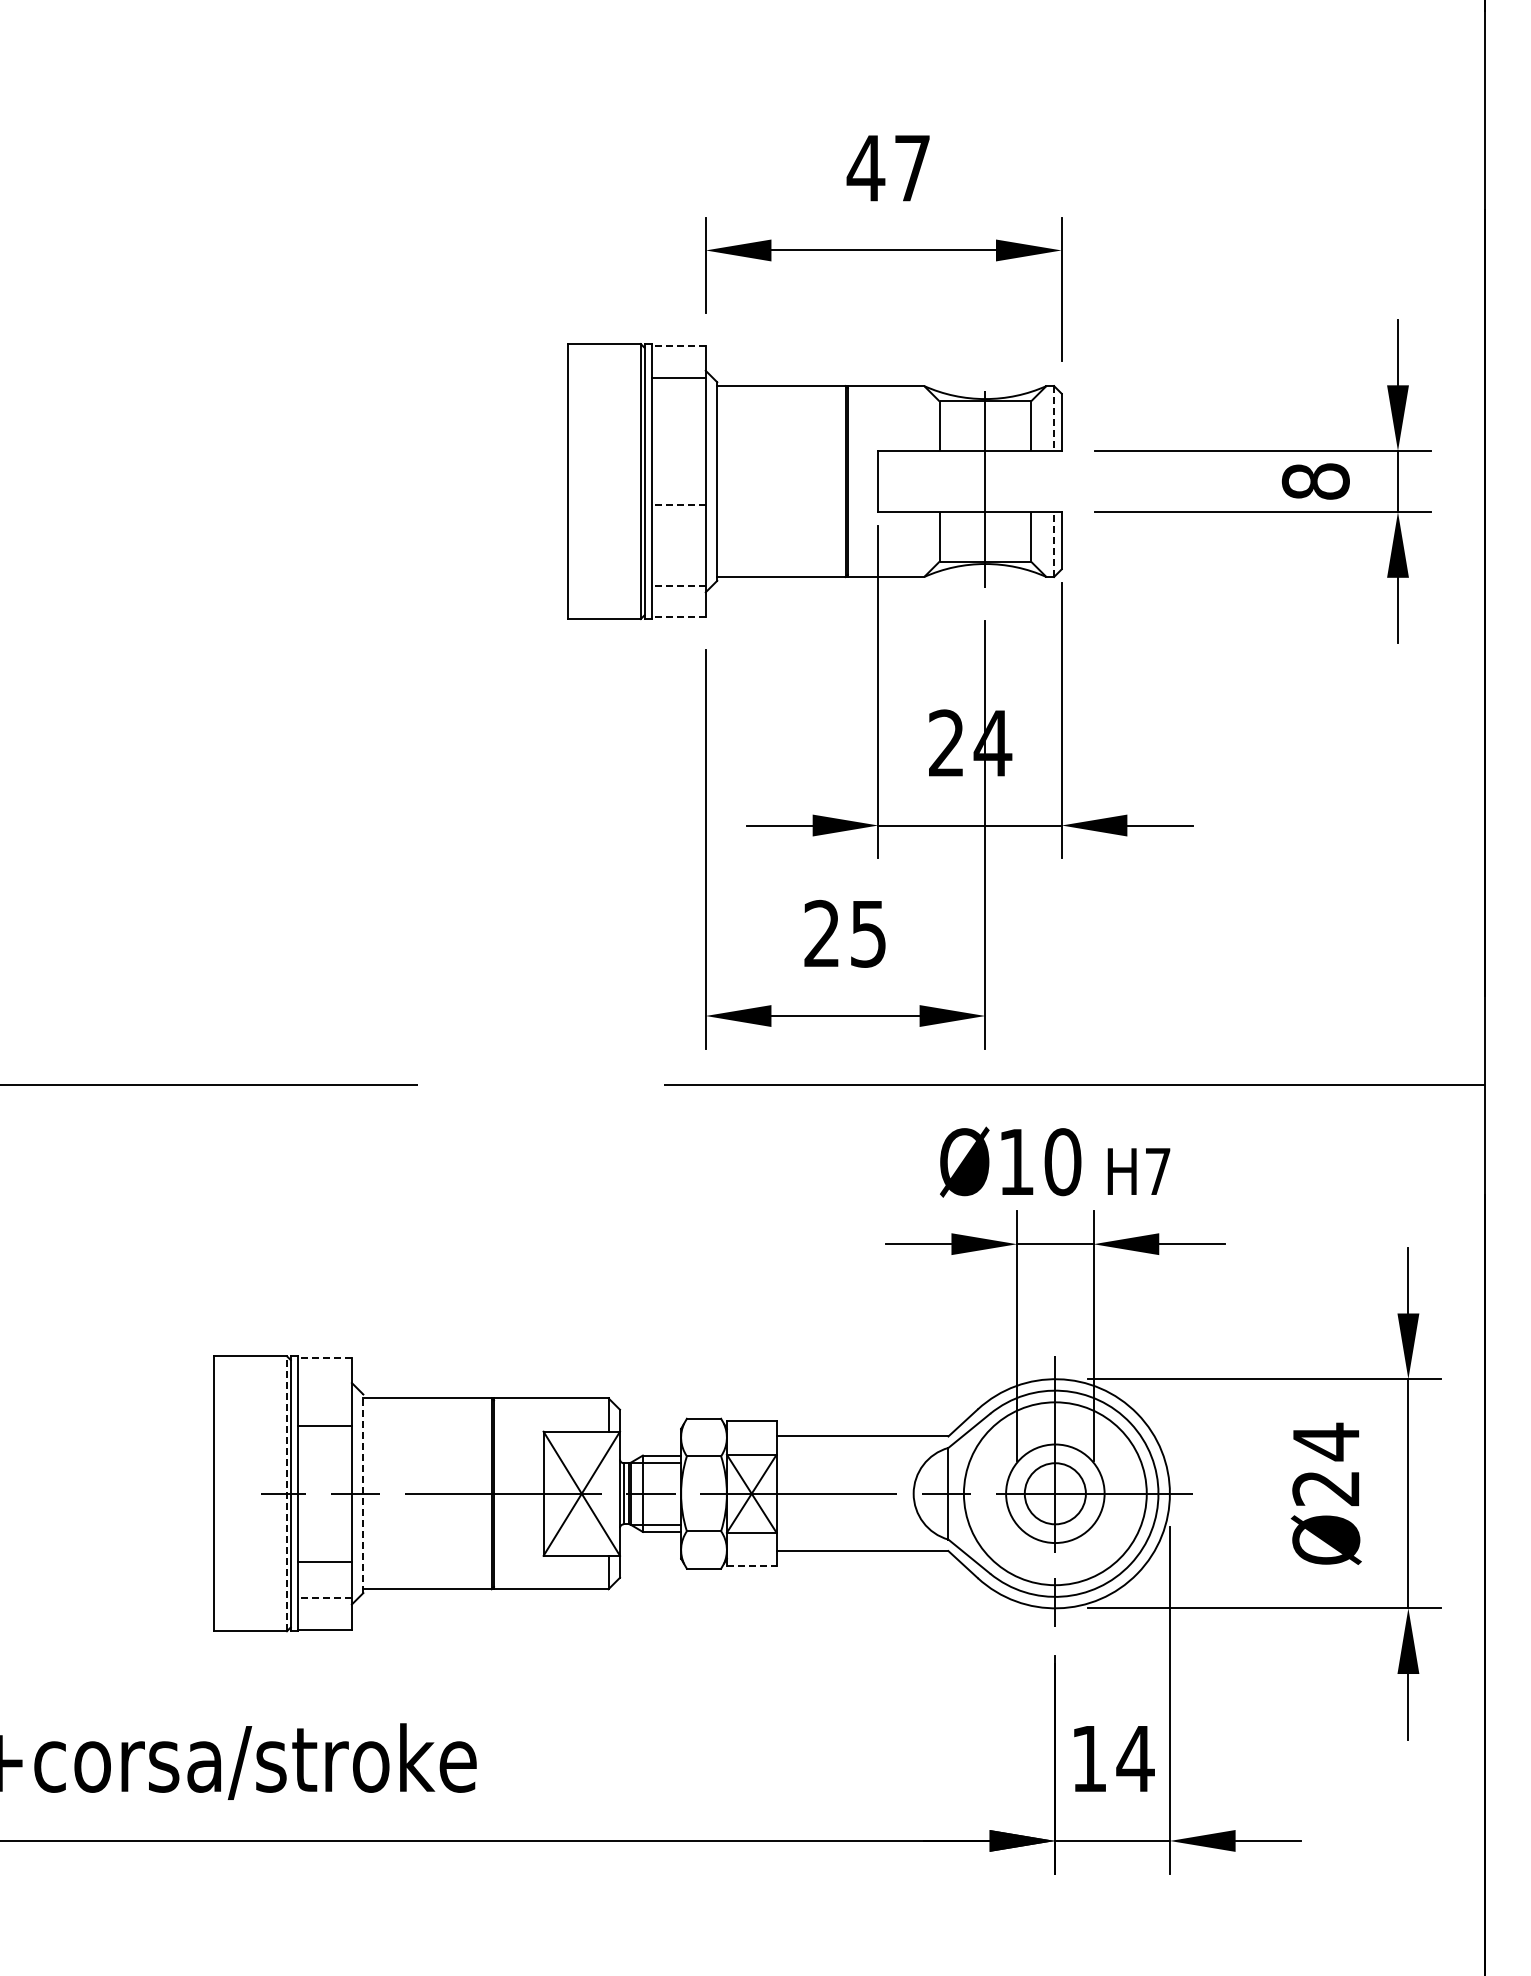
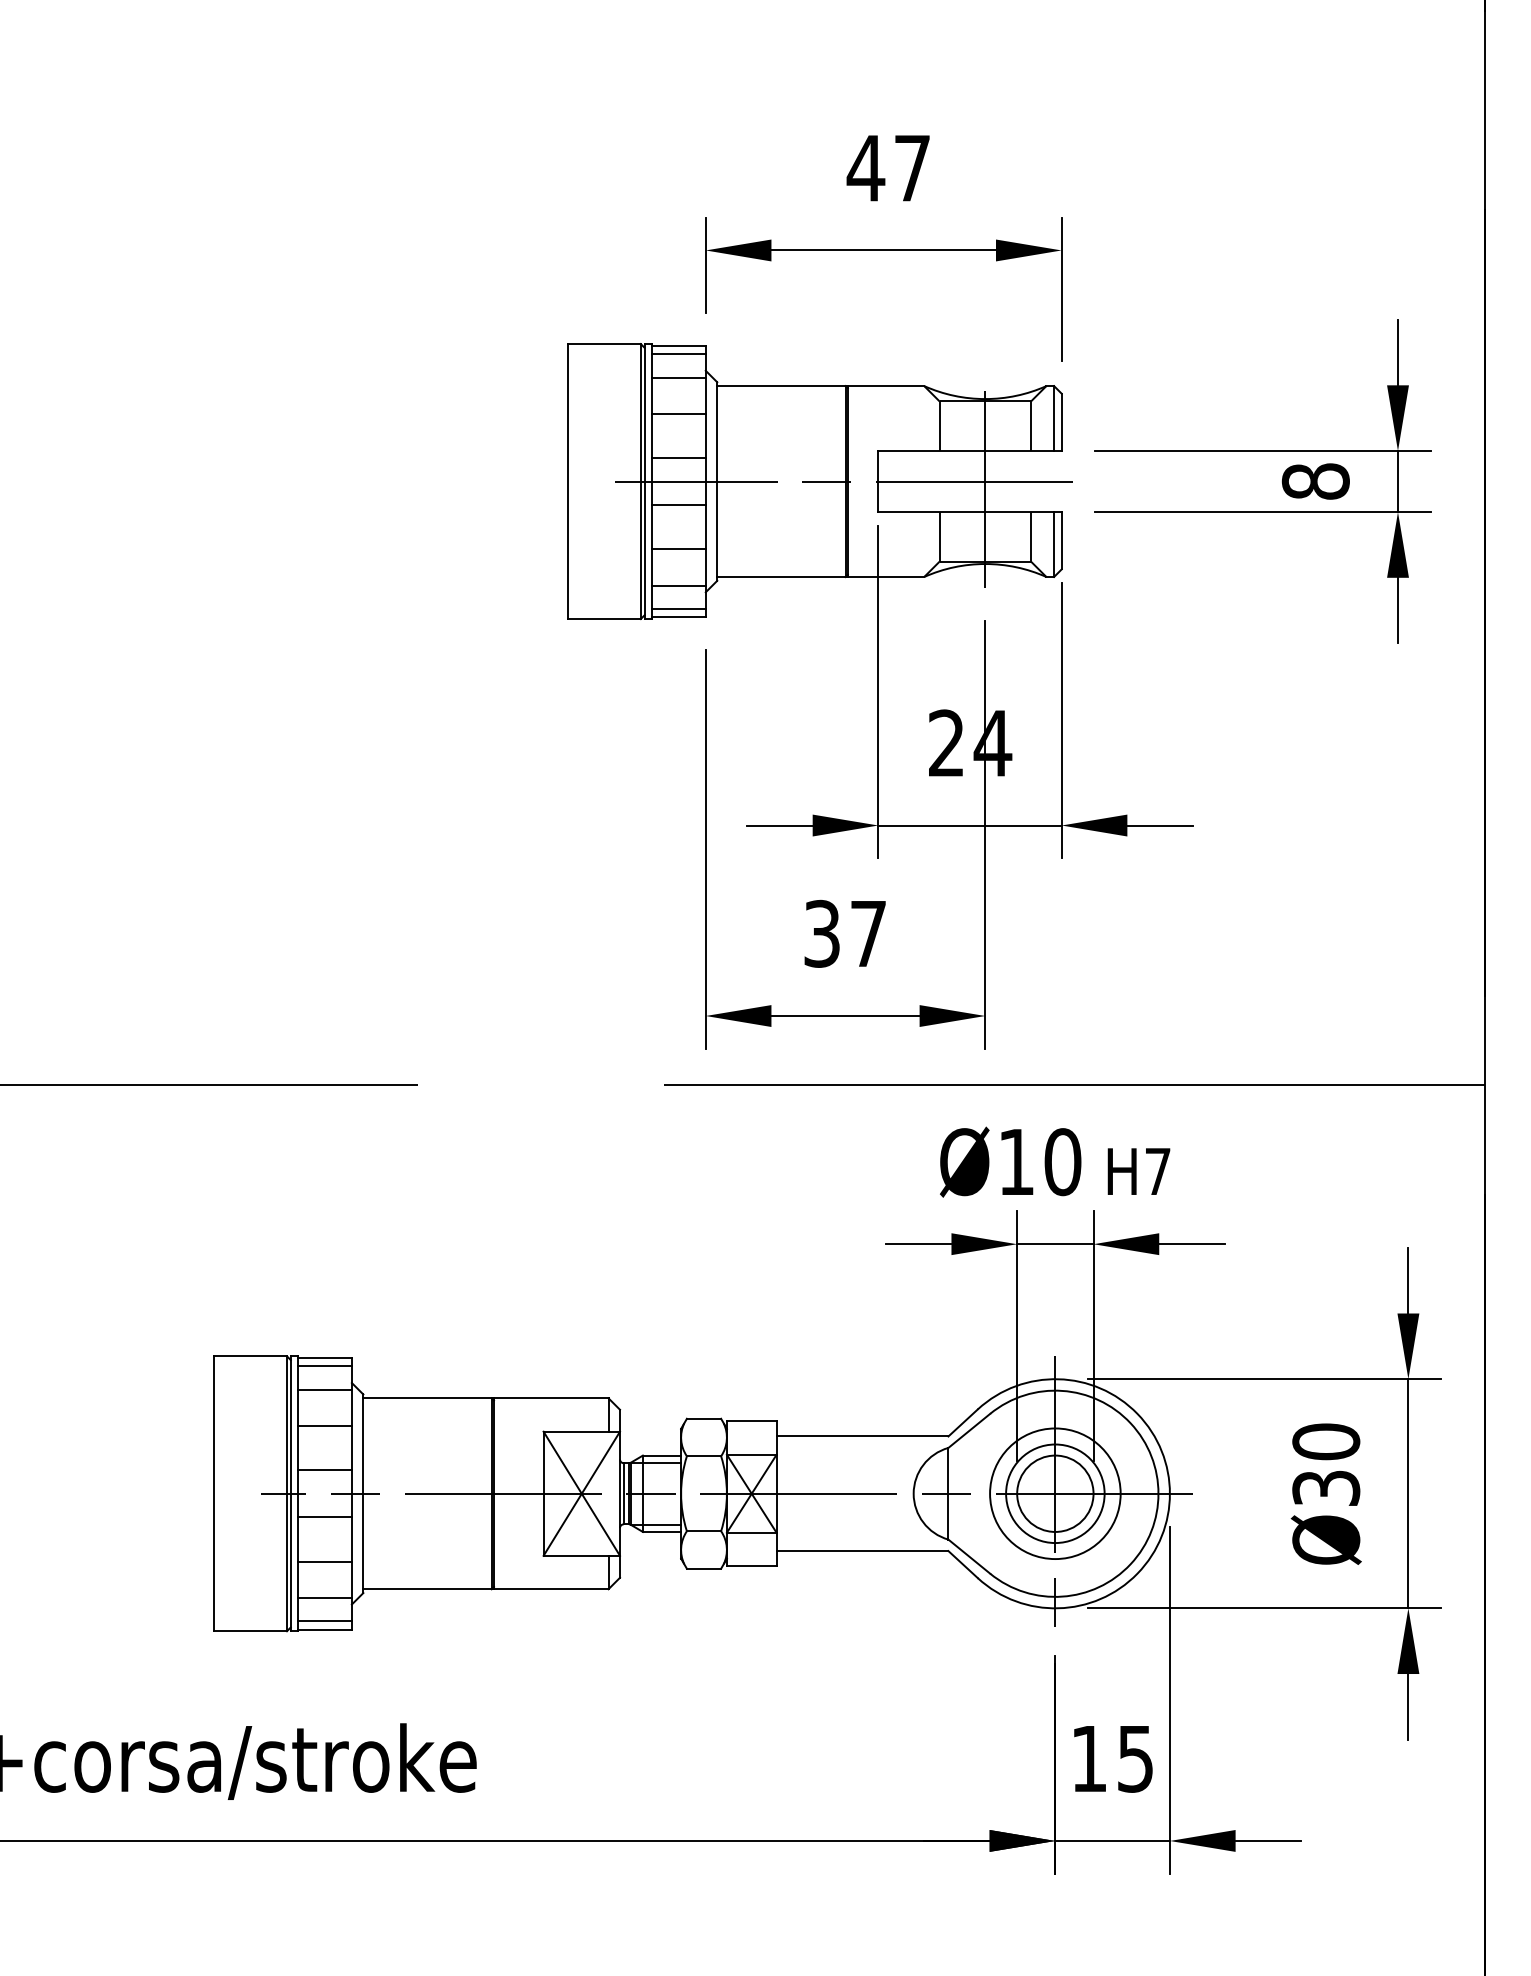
line: dashed -> solid (679, 345)
line: none -> present (678, 354)
line: none -> present (678, 413)
line: dashed -> solid (1054, 419)
line: none -> present (678, 457)
line: none -> present (843, 481)
line: dashed -> solid (679, 505)
line: dashed -> solid (1054, 544)
line: none -> present (678, 549)
line: dashed -> solid (679, 585)
line: none -> present (678, 609)
line: dashed -> solid (679, 617)
text: 25 -> 37 (844, 933)
line: dashed -> solid (325, 1358)
line: none -> present (324, 1366)
line: none -> present (324, 1389)
text: Ø24 -> Ø30 (1326, 1464)
line: none -> present (324, 1470)
line: dashed -> solid (286, 1493)
line: dashed -> solid (363, 1493)
circle diameter: 183 px -> 131 px (1055, 1493)
circle diameter: 61 px -> 76 px (1055, 1493)
line: none -> present (324, 1517)
line: dashed -> solid (751, 1566)
line: dashed -> solid (325, 1597)
line: none -> present (324, 1621)
text: 14 -> 15 (1135, 1759)
